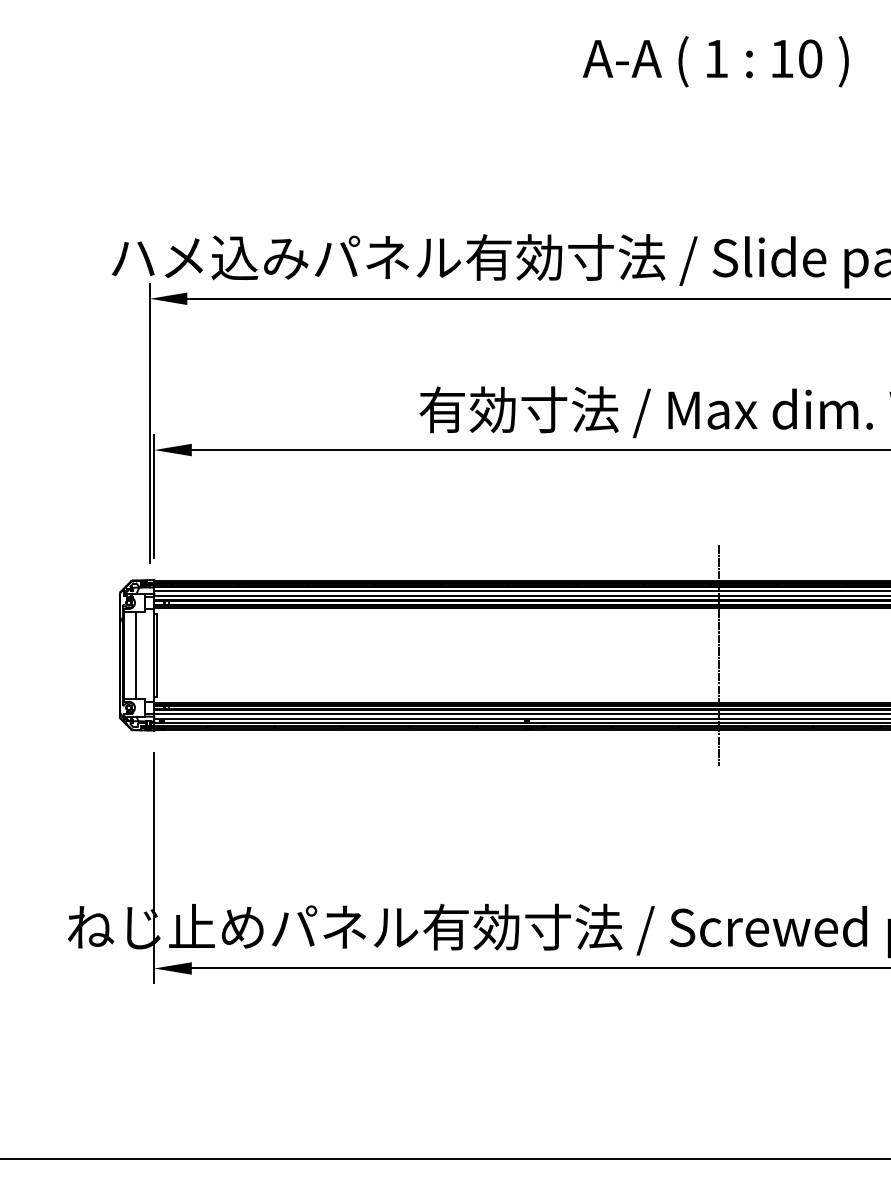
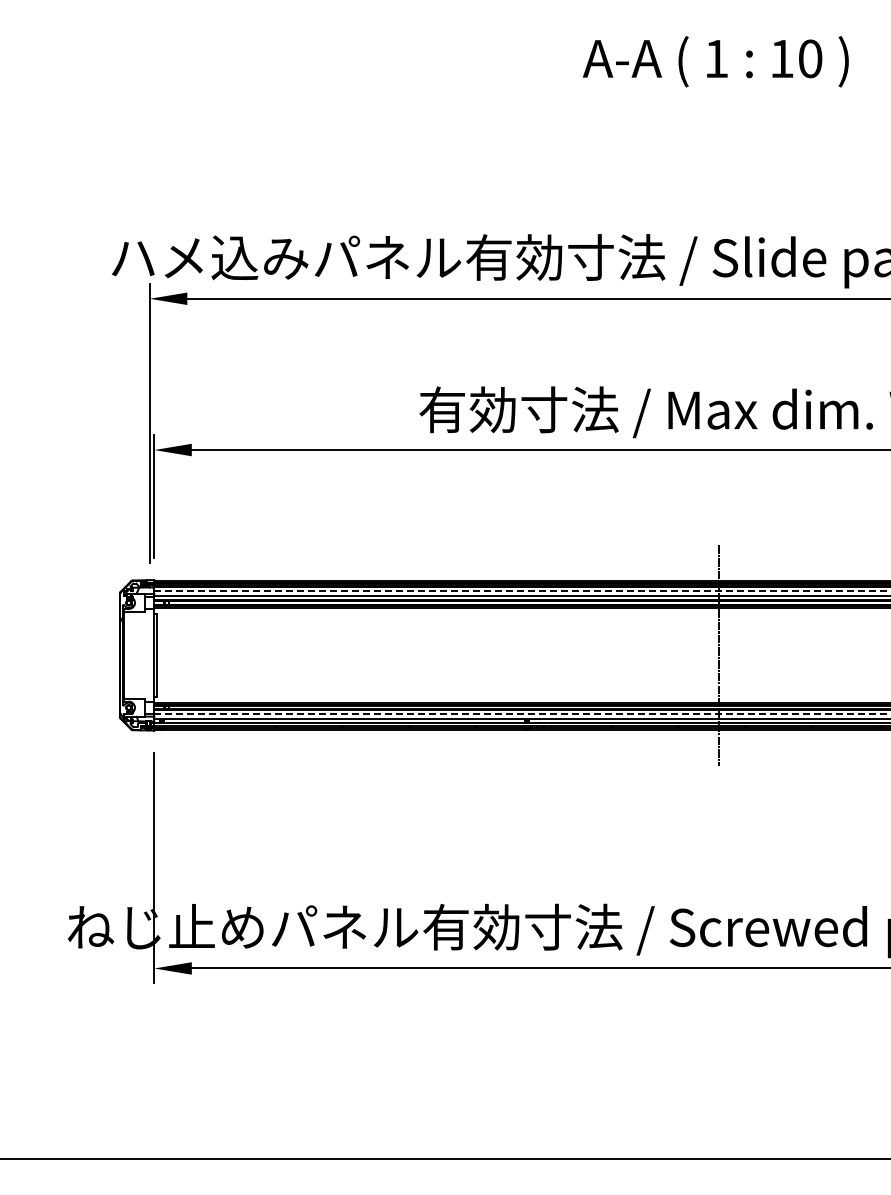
line: solid -> dashed (523, 591)
line: present -> none (136, 654)
line: solid -> dashed (523, 714)
